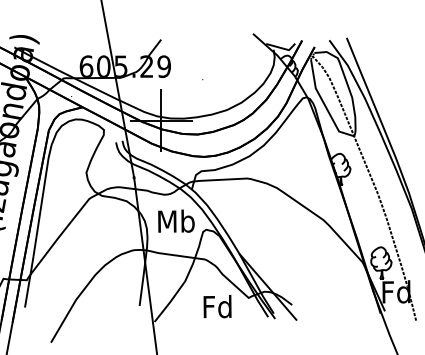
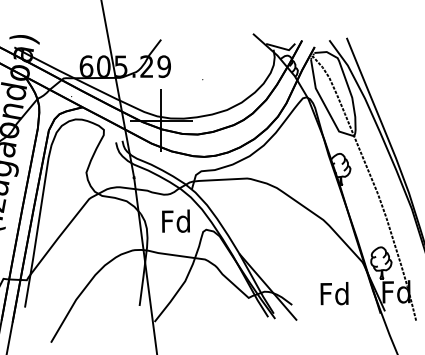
text: Mb -> Fd (176, 220)
text position: (217, 306) -> (334, 293) (334, 293)
